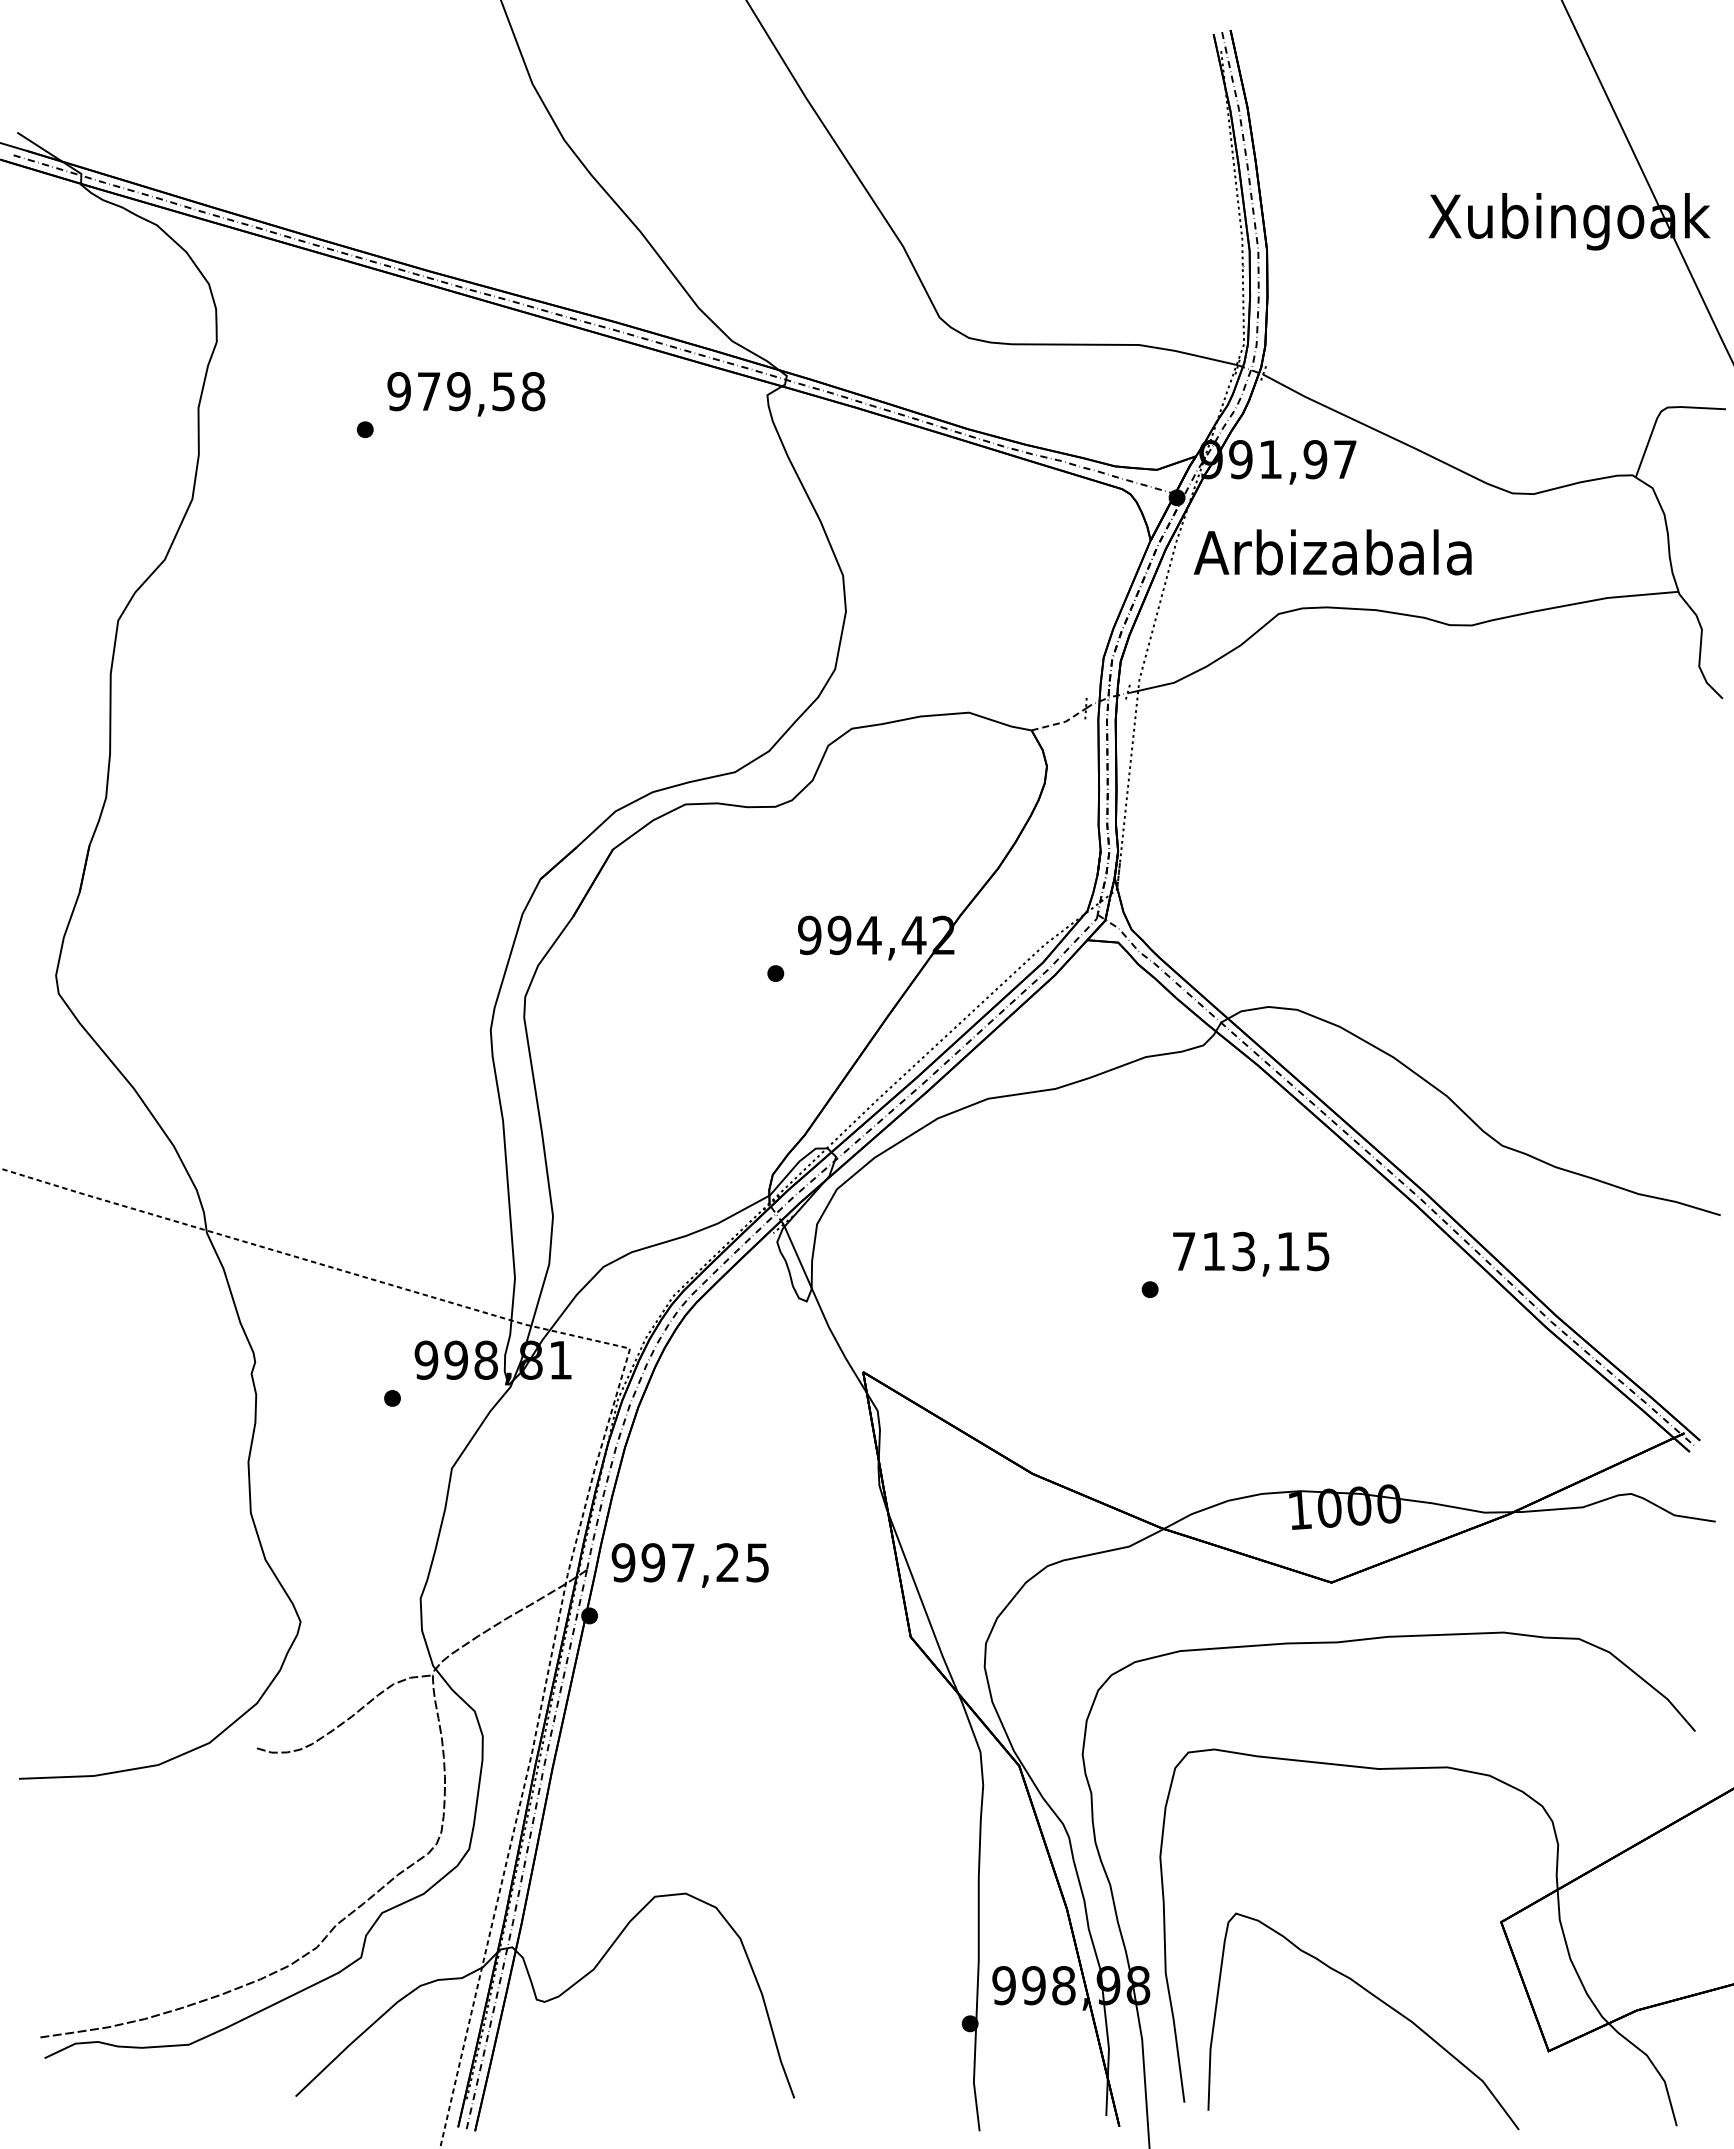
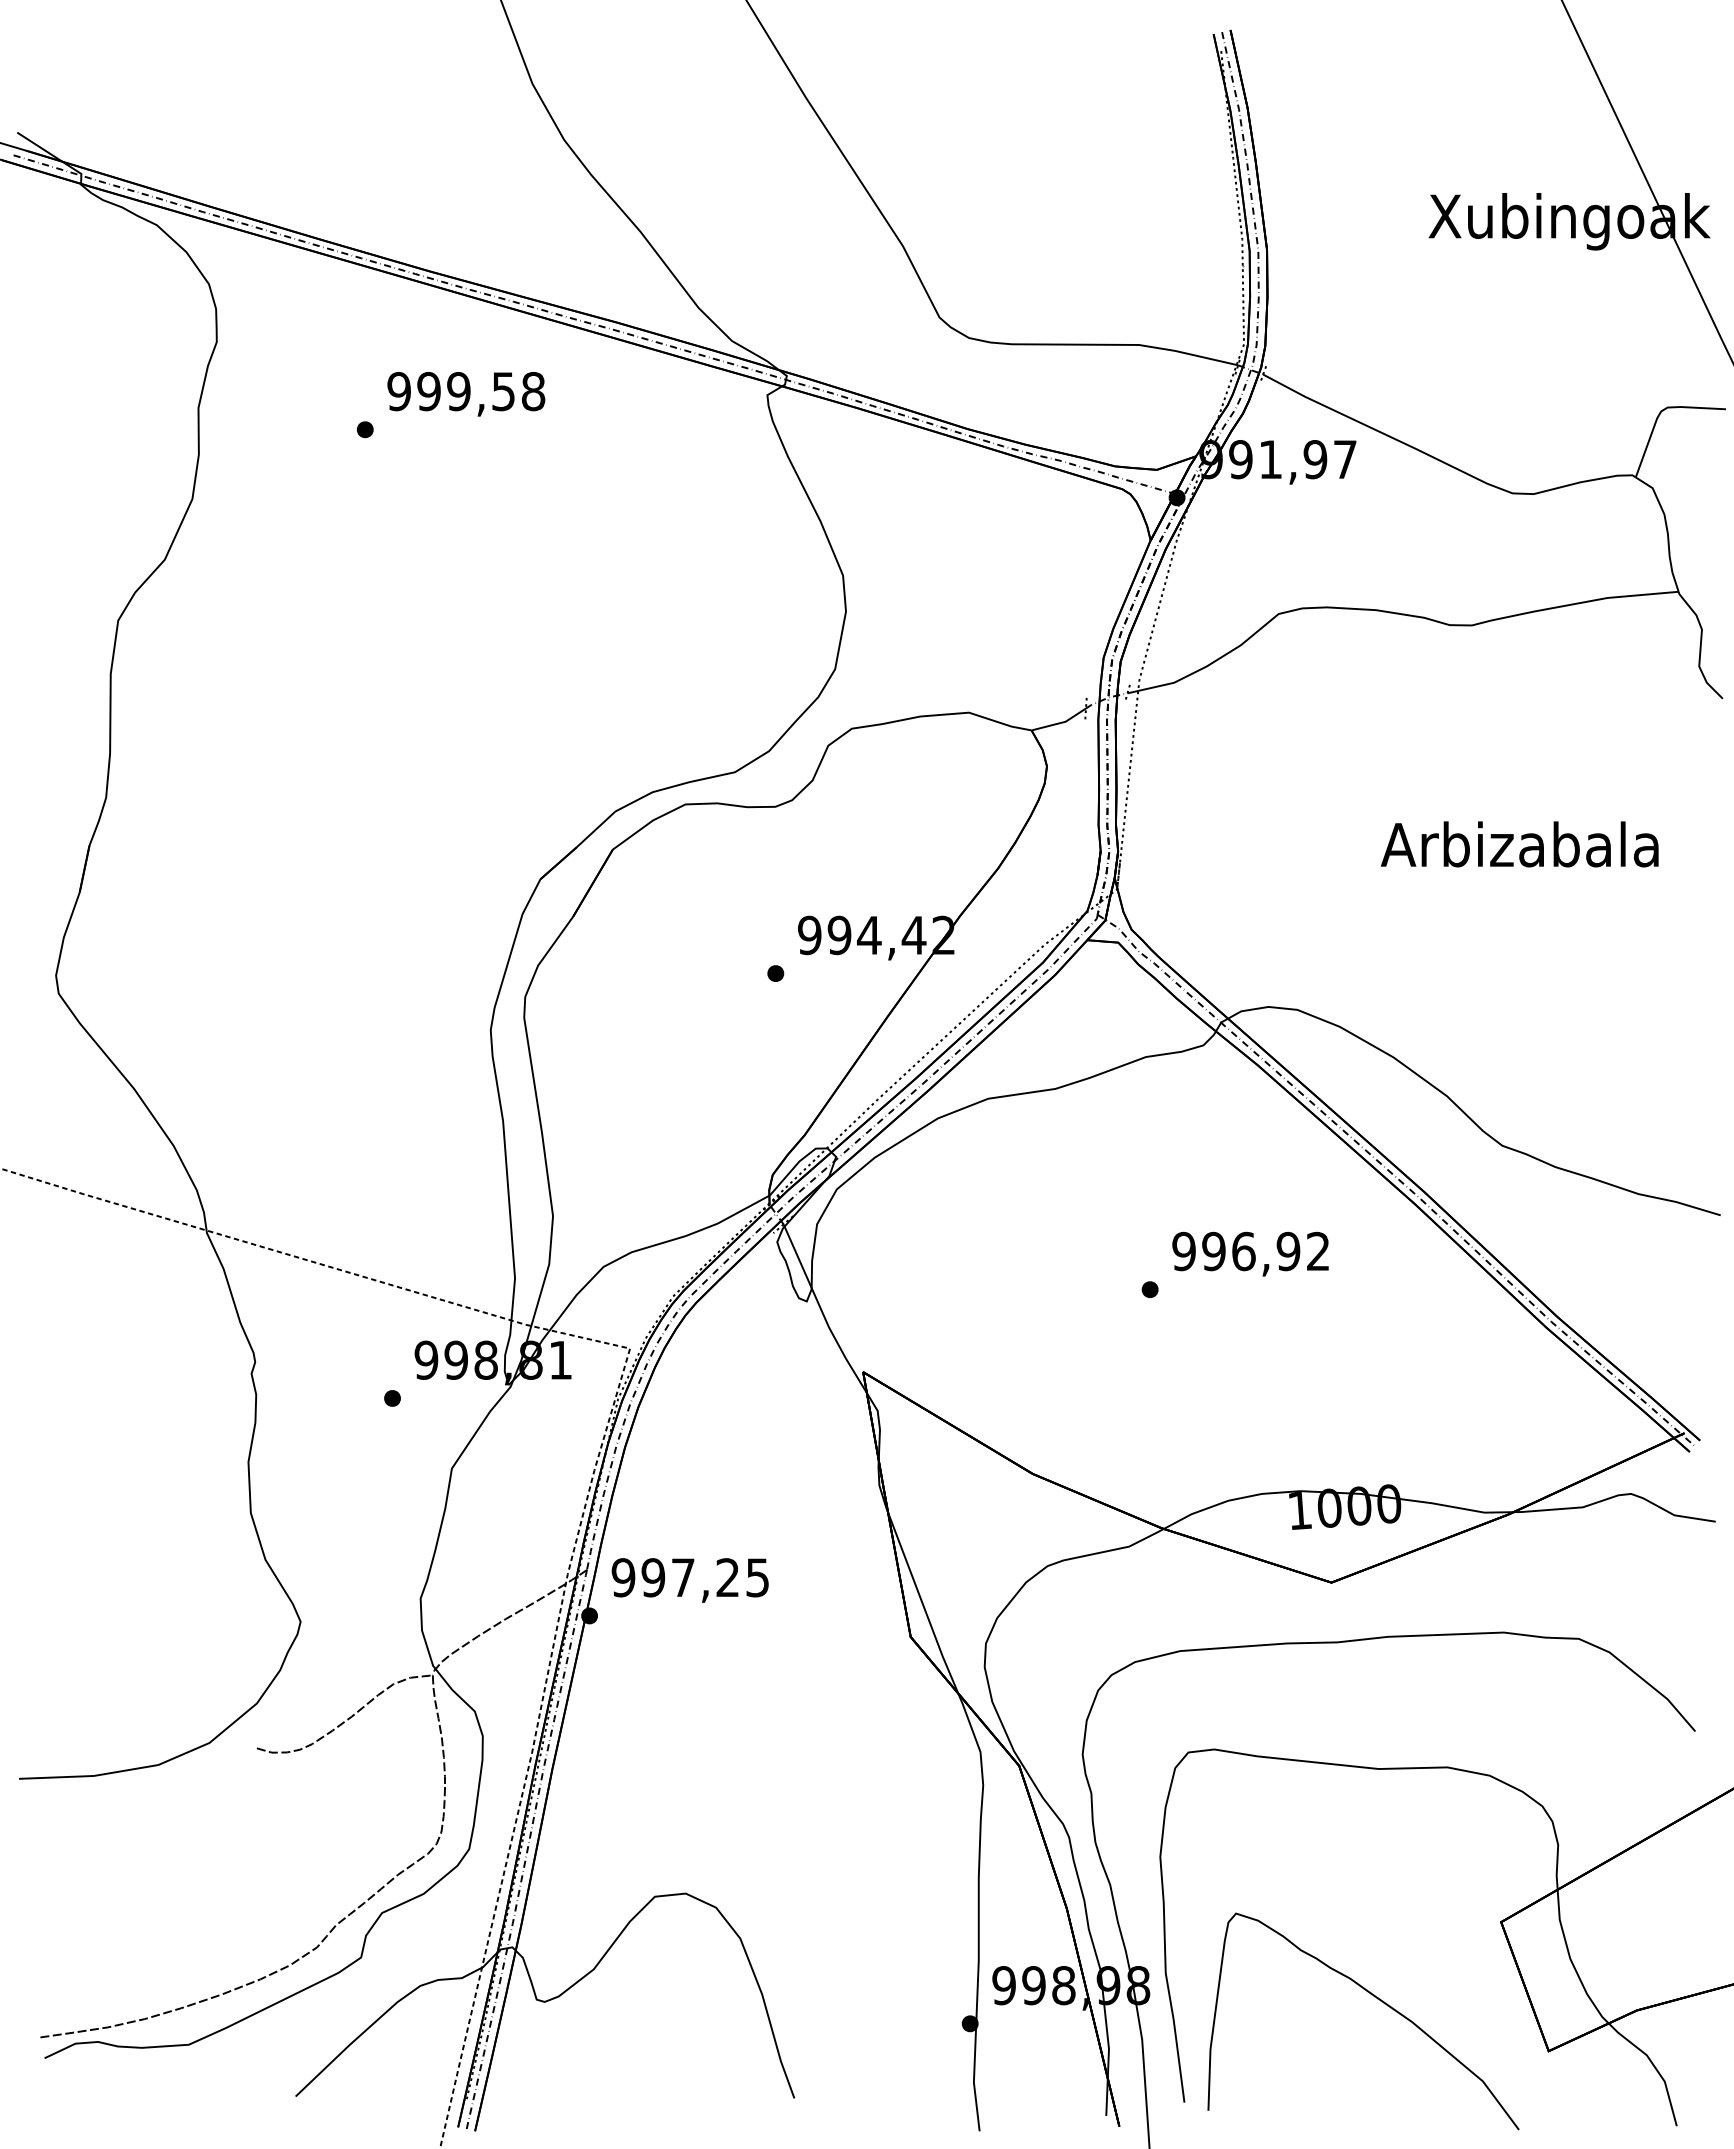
text: 979,58 -> 999,58 (428, 391)
text position: (1332, 552) -> (1519, 844) (1519, 844)
line: dashed -> solid (1060, 722)
text: 713,15 -> 996,92 (1250, 1251)
text position: (689, 1565) -> (689, 1580) (689, 1580)
